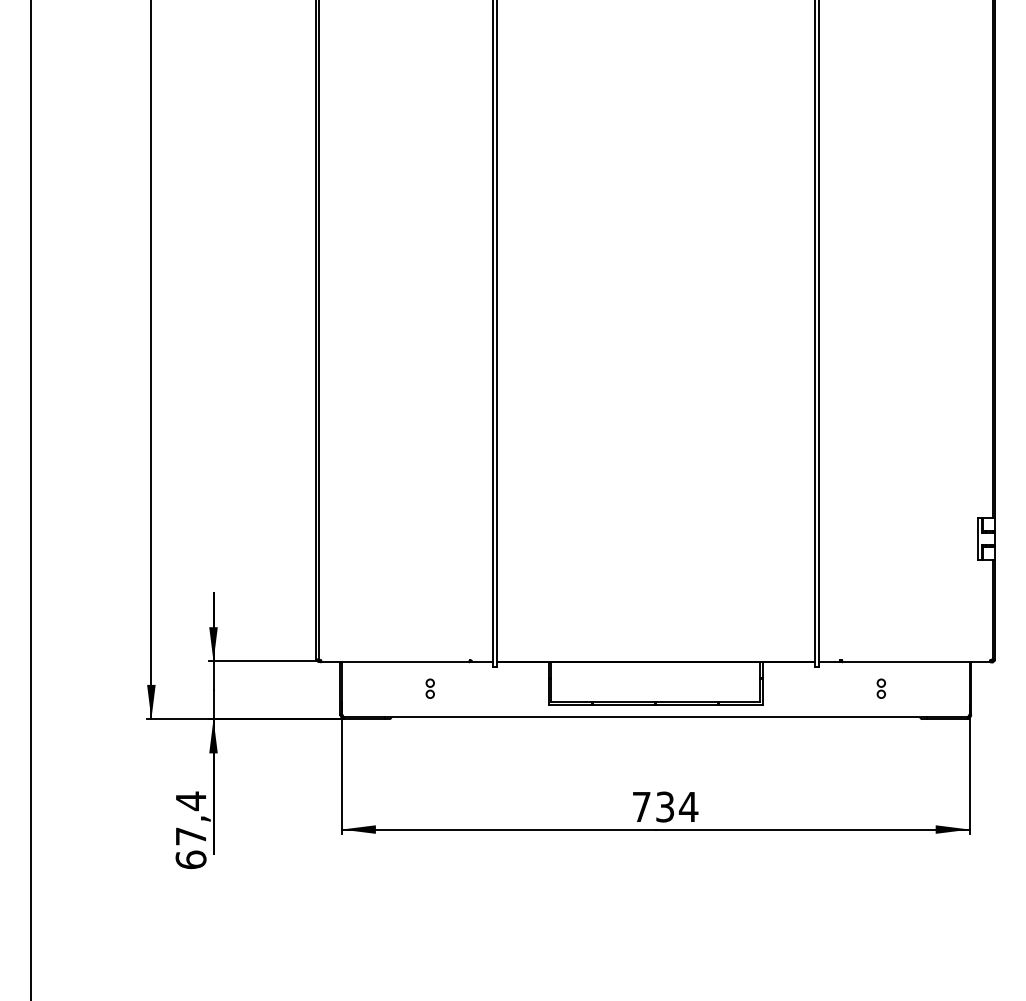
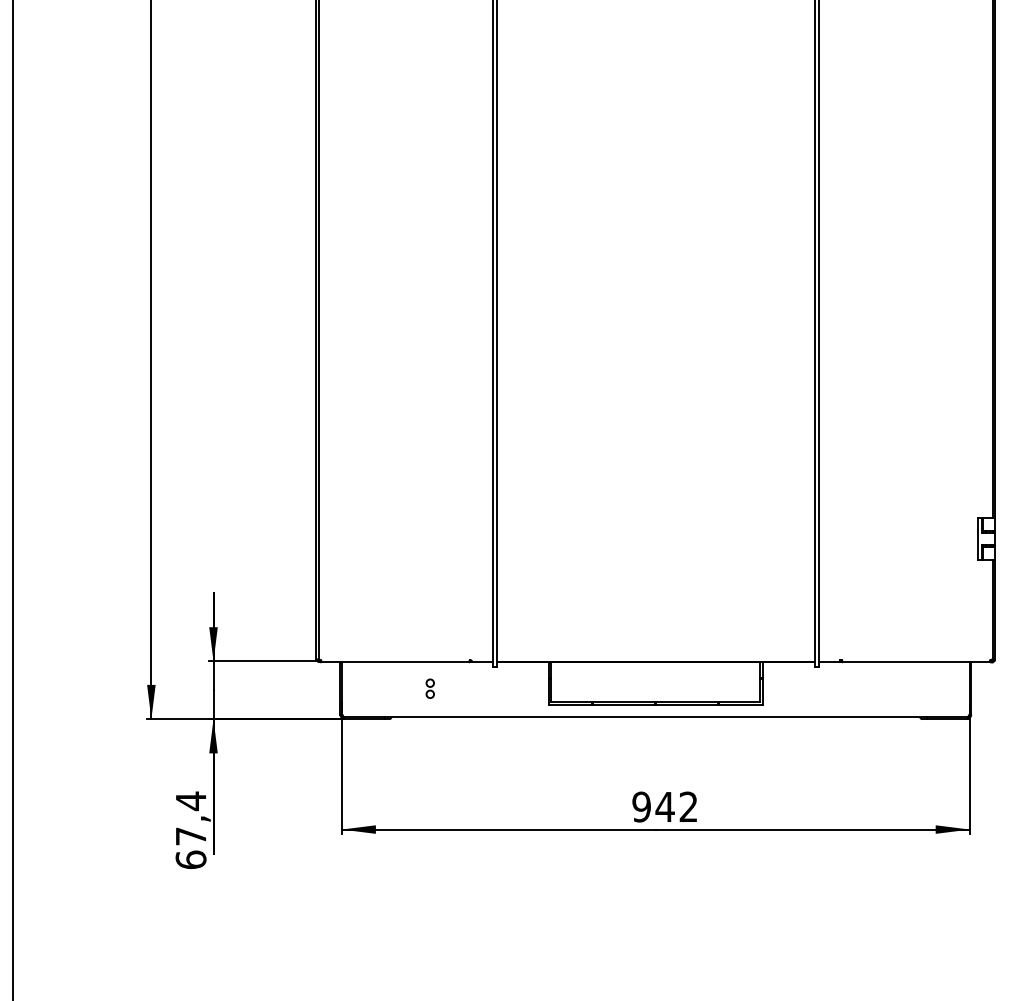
line position: (30, 499) -> (12, 499) (12, 499)
part: present -> none (880, 688)
text: 734 -> 942 (665, 806)
